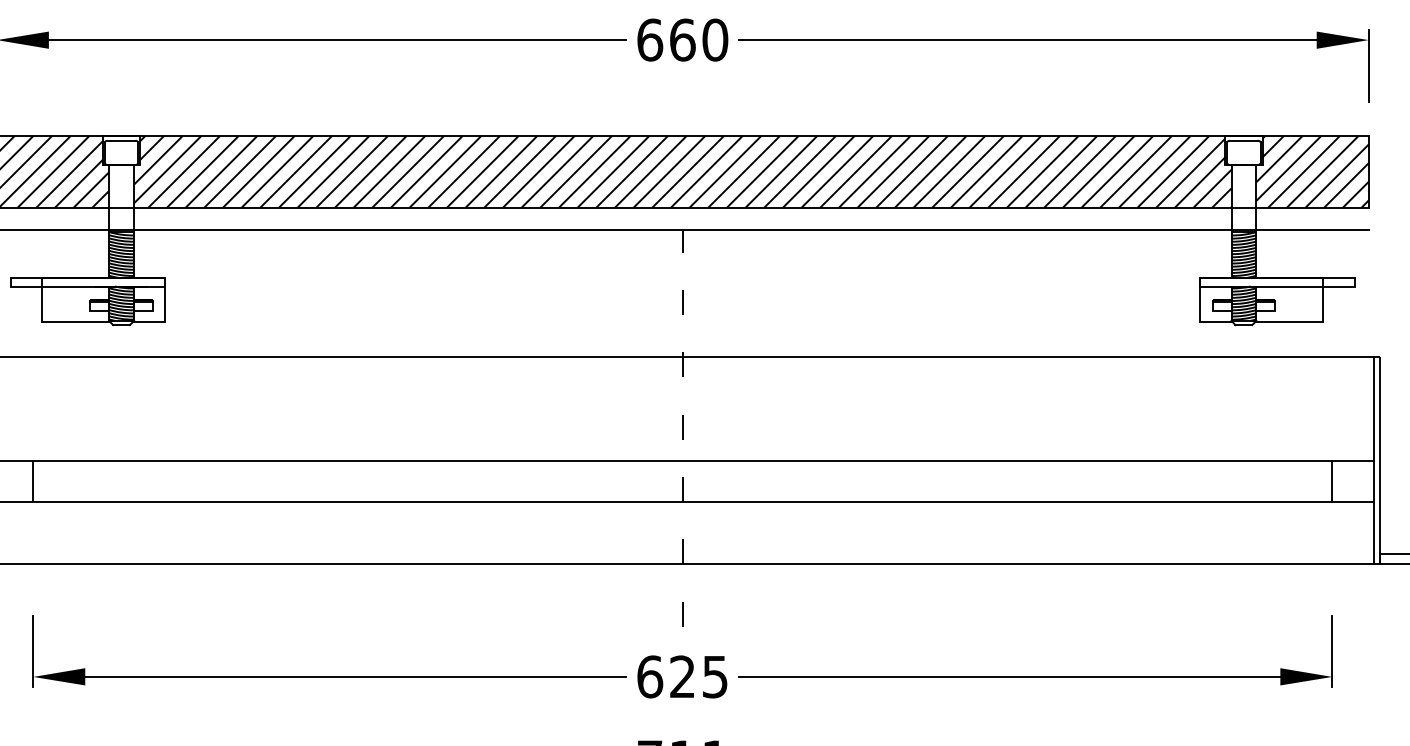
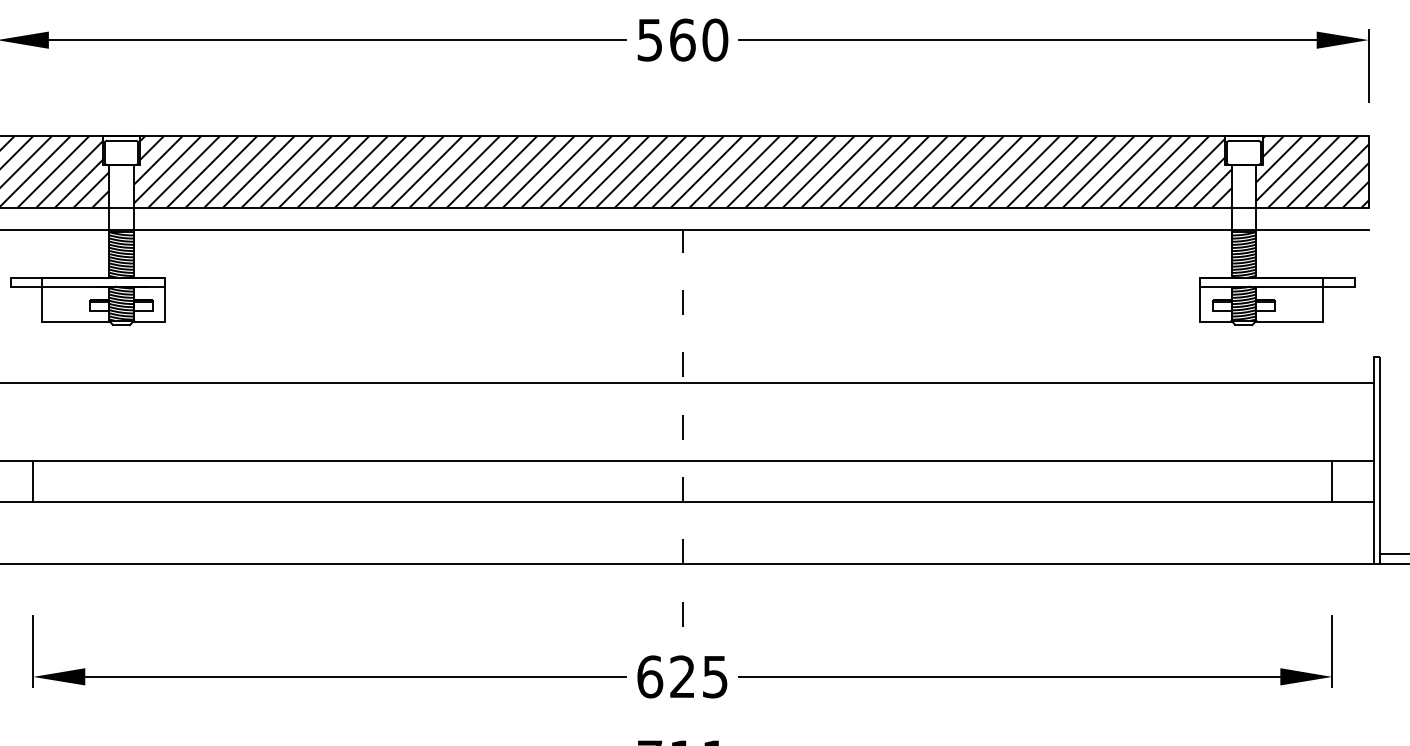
text: 660 -> 560 (650, 39)
line position: (687, 356) -> (687, 382) (687, 382)
